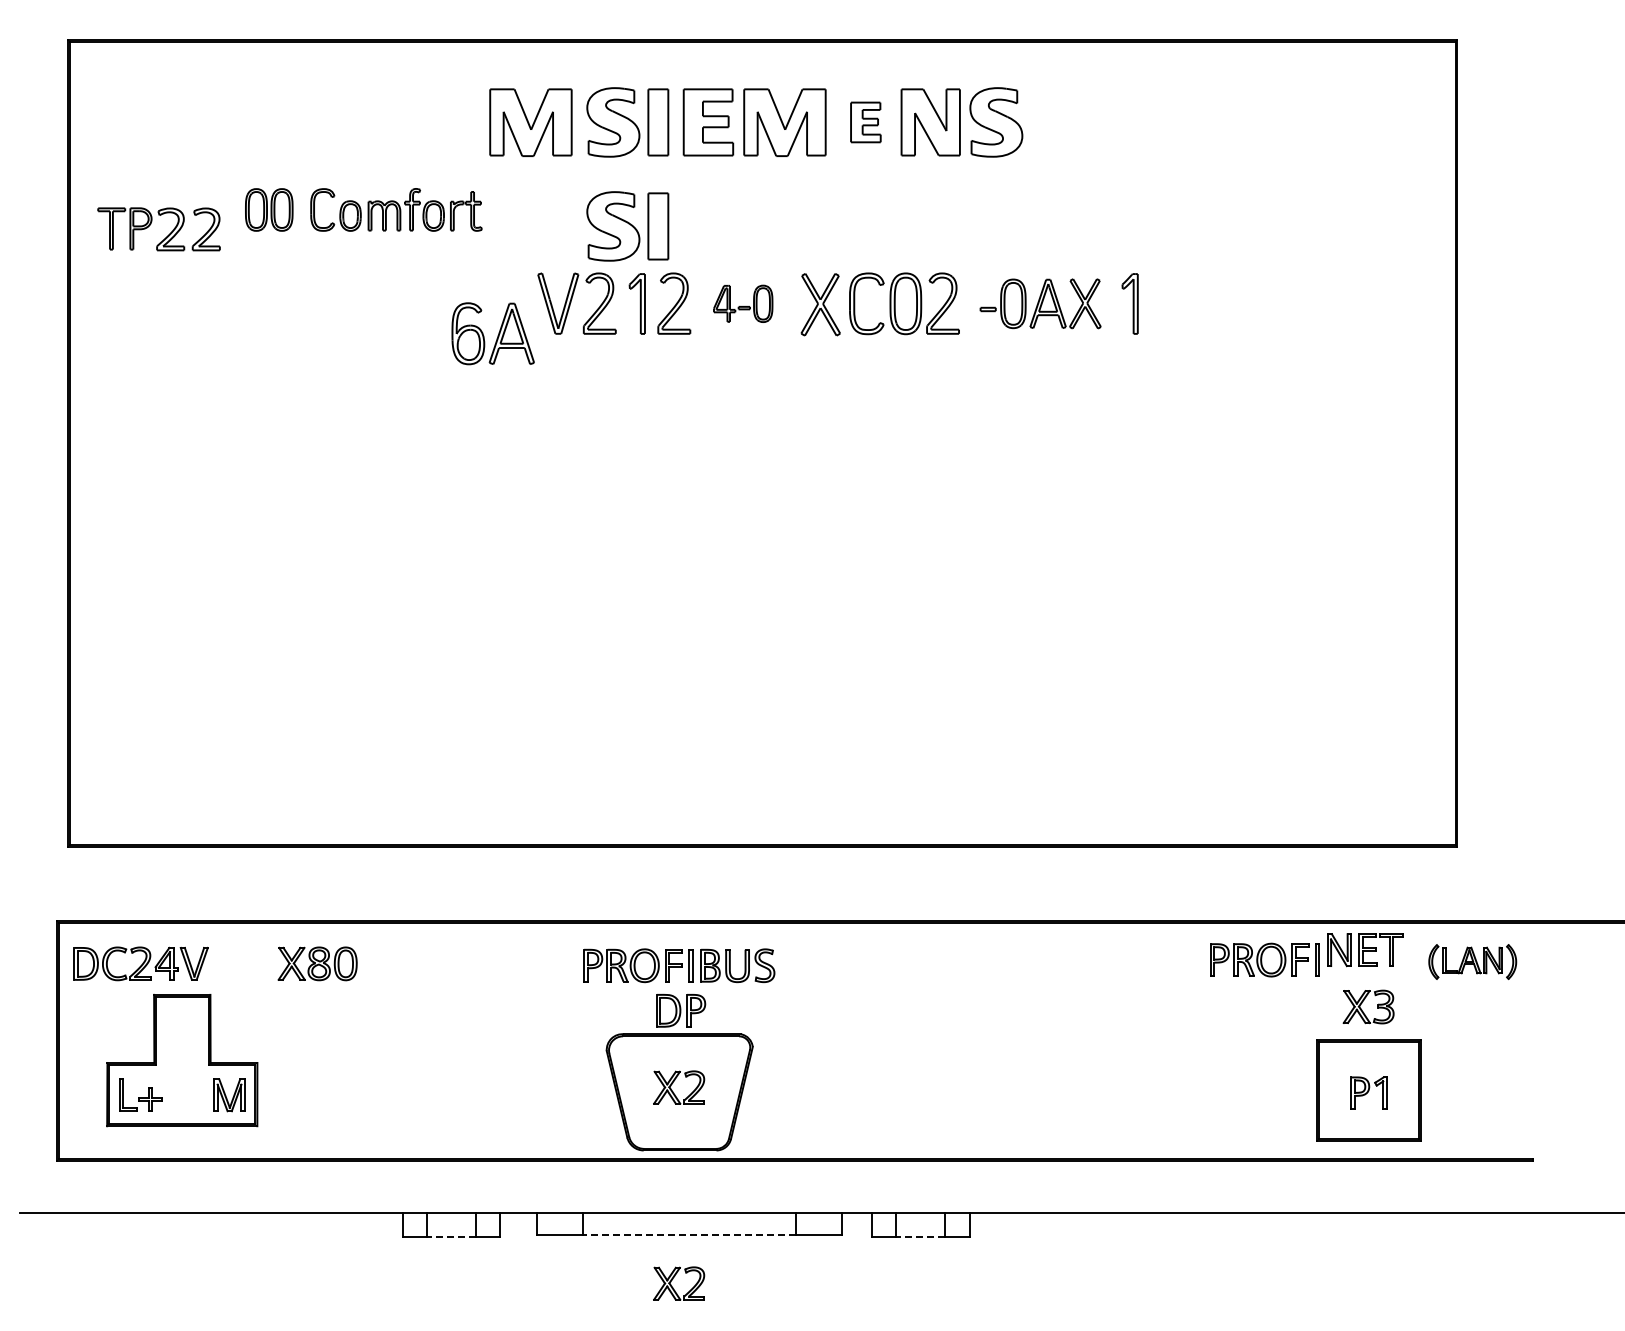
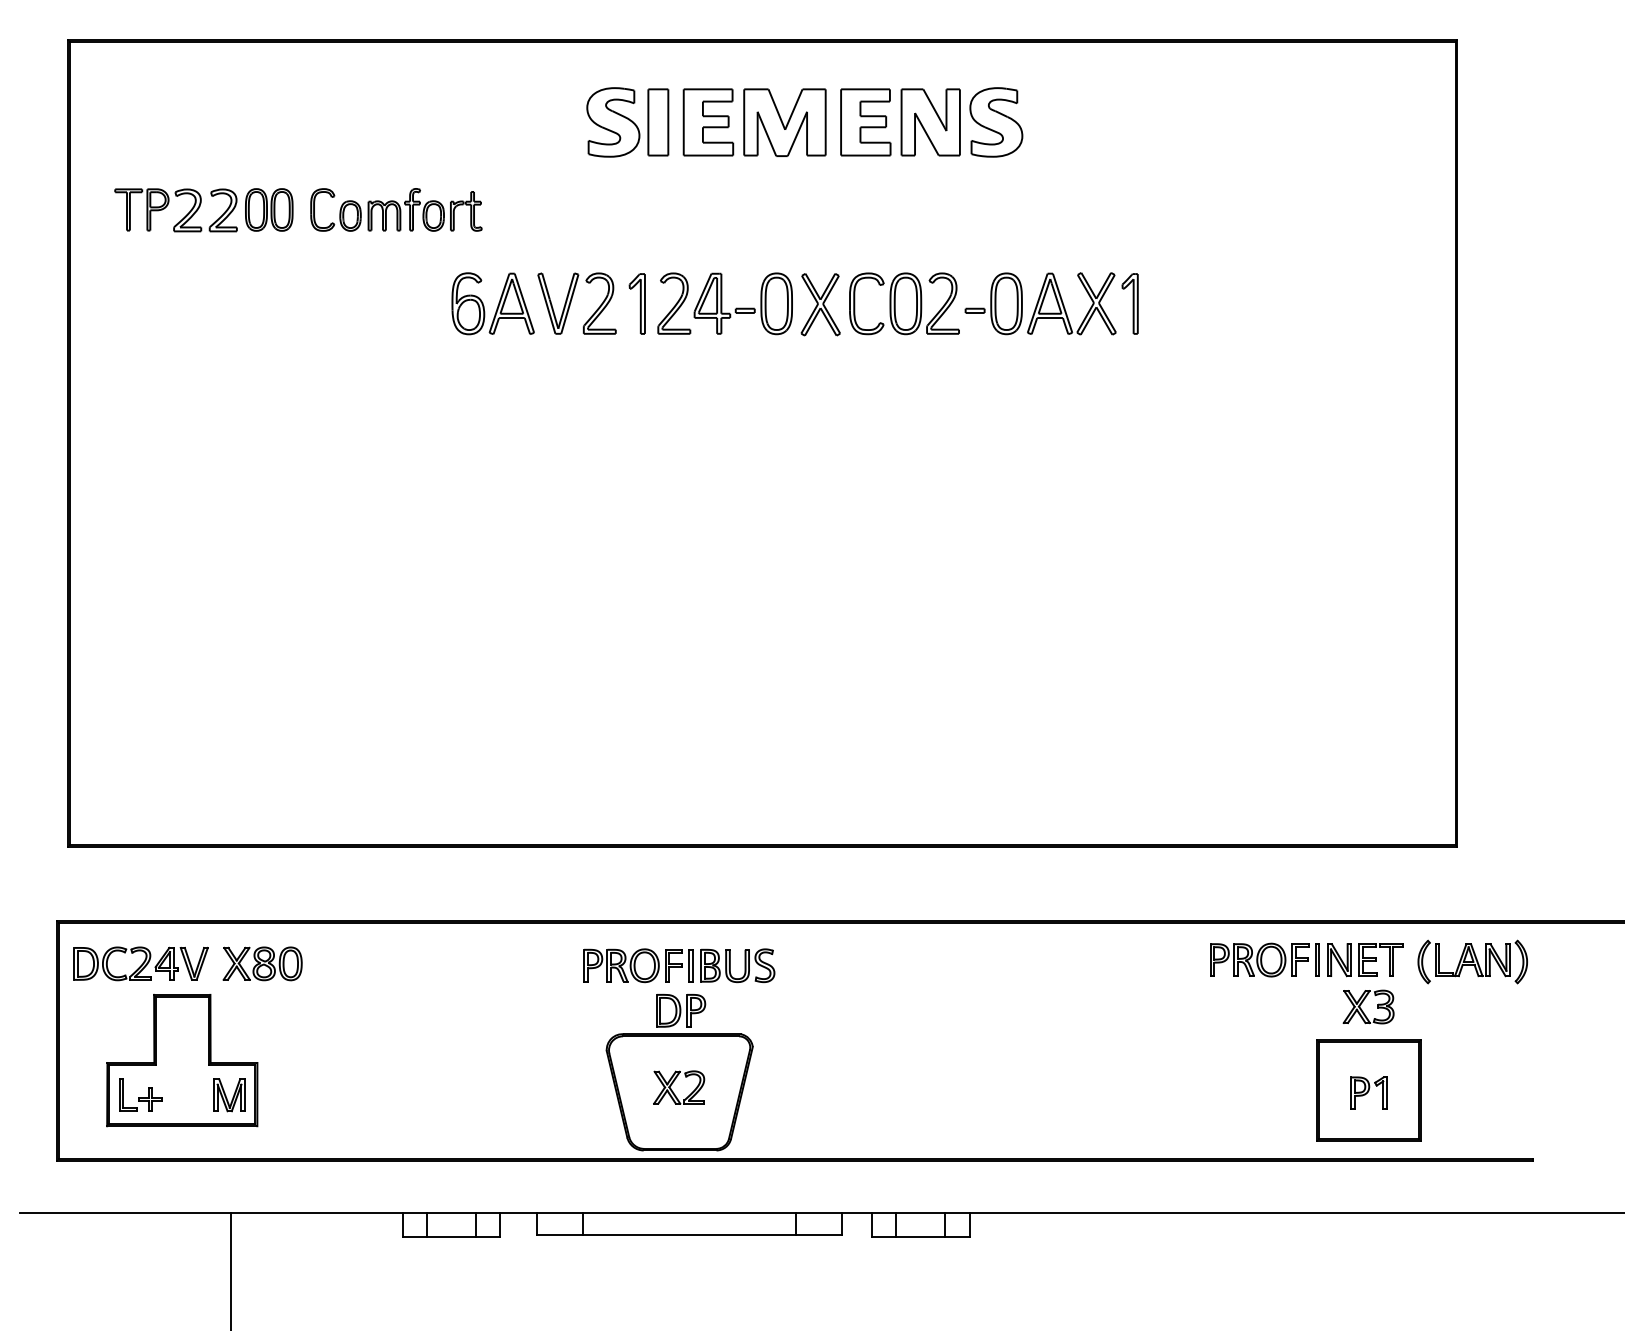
part: present -> none (530, 122)
part size: 32x43 px -> 52x69 px (865, 122)
part position: (151, 224) -> (168, 205) (168, 205)
part: present -> none (627, 226)
part size: 61x39 px -> 100x64 px (742, 303)
part size: 123x52 px -> 153x64 px (1040, 303)
part position: (492, 333) -> (492, 303) (492, 303)
part position: (1365, 950) -> (1365, 960) (1365, 960)
part size: 90x36 px -> 111x46 px (1472, 961)
part position: (317, 963) -> (262, 963) (262, 963)
line: dashed -> solid (688, 1235)
line: dashed -> solid (451, 1236)
line: dashed -> solid (920, 1236)
line: none -> present (230, 1270)
part: present -> none (673, 1279)
